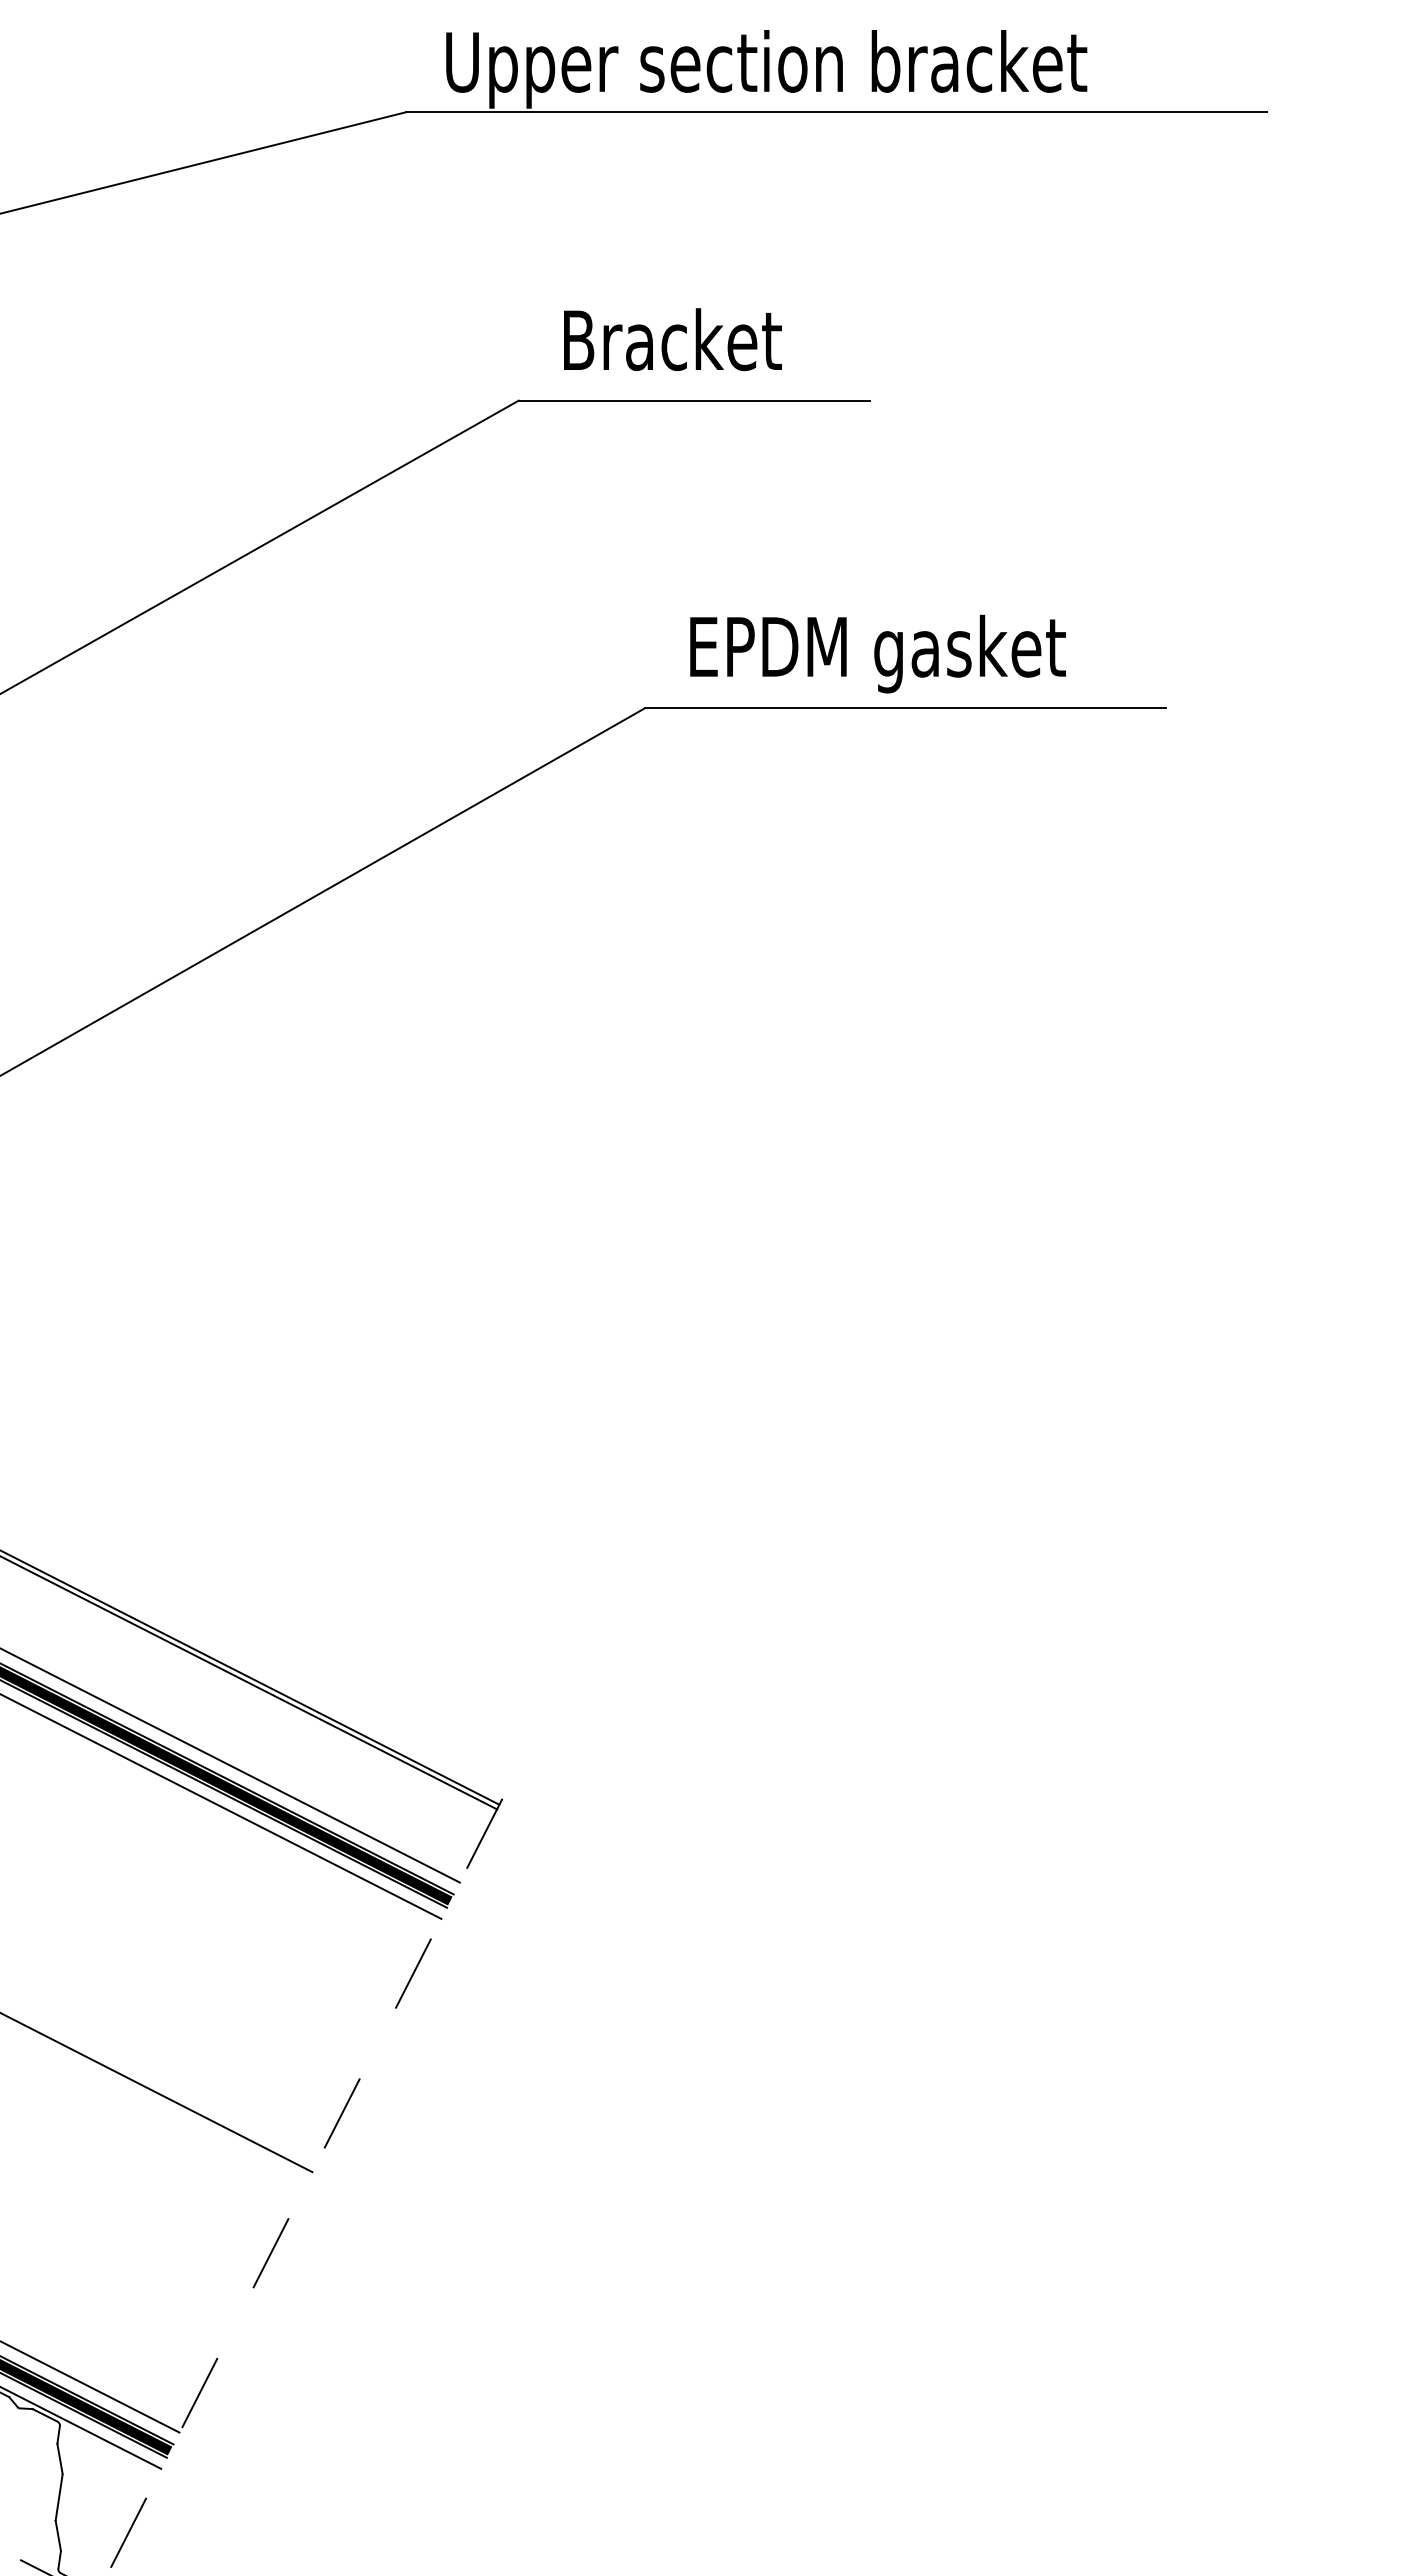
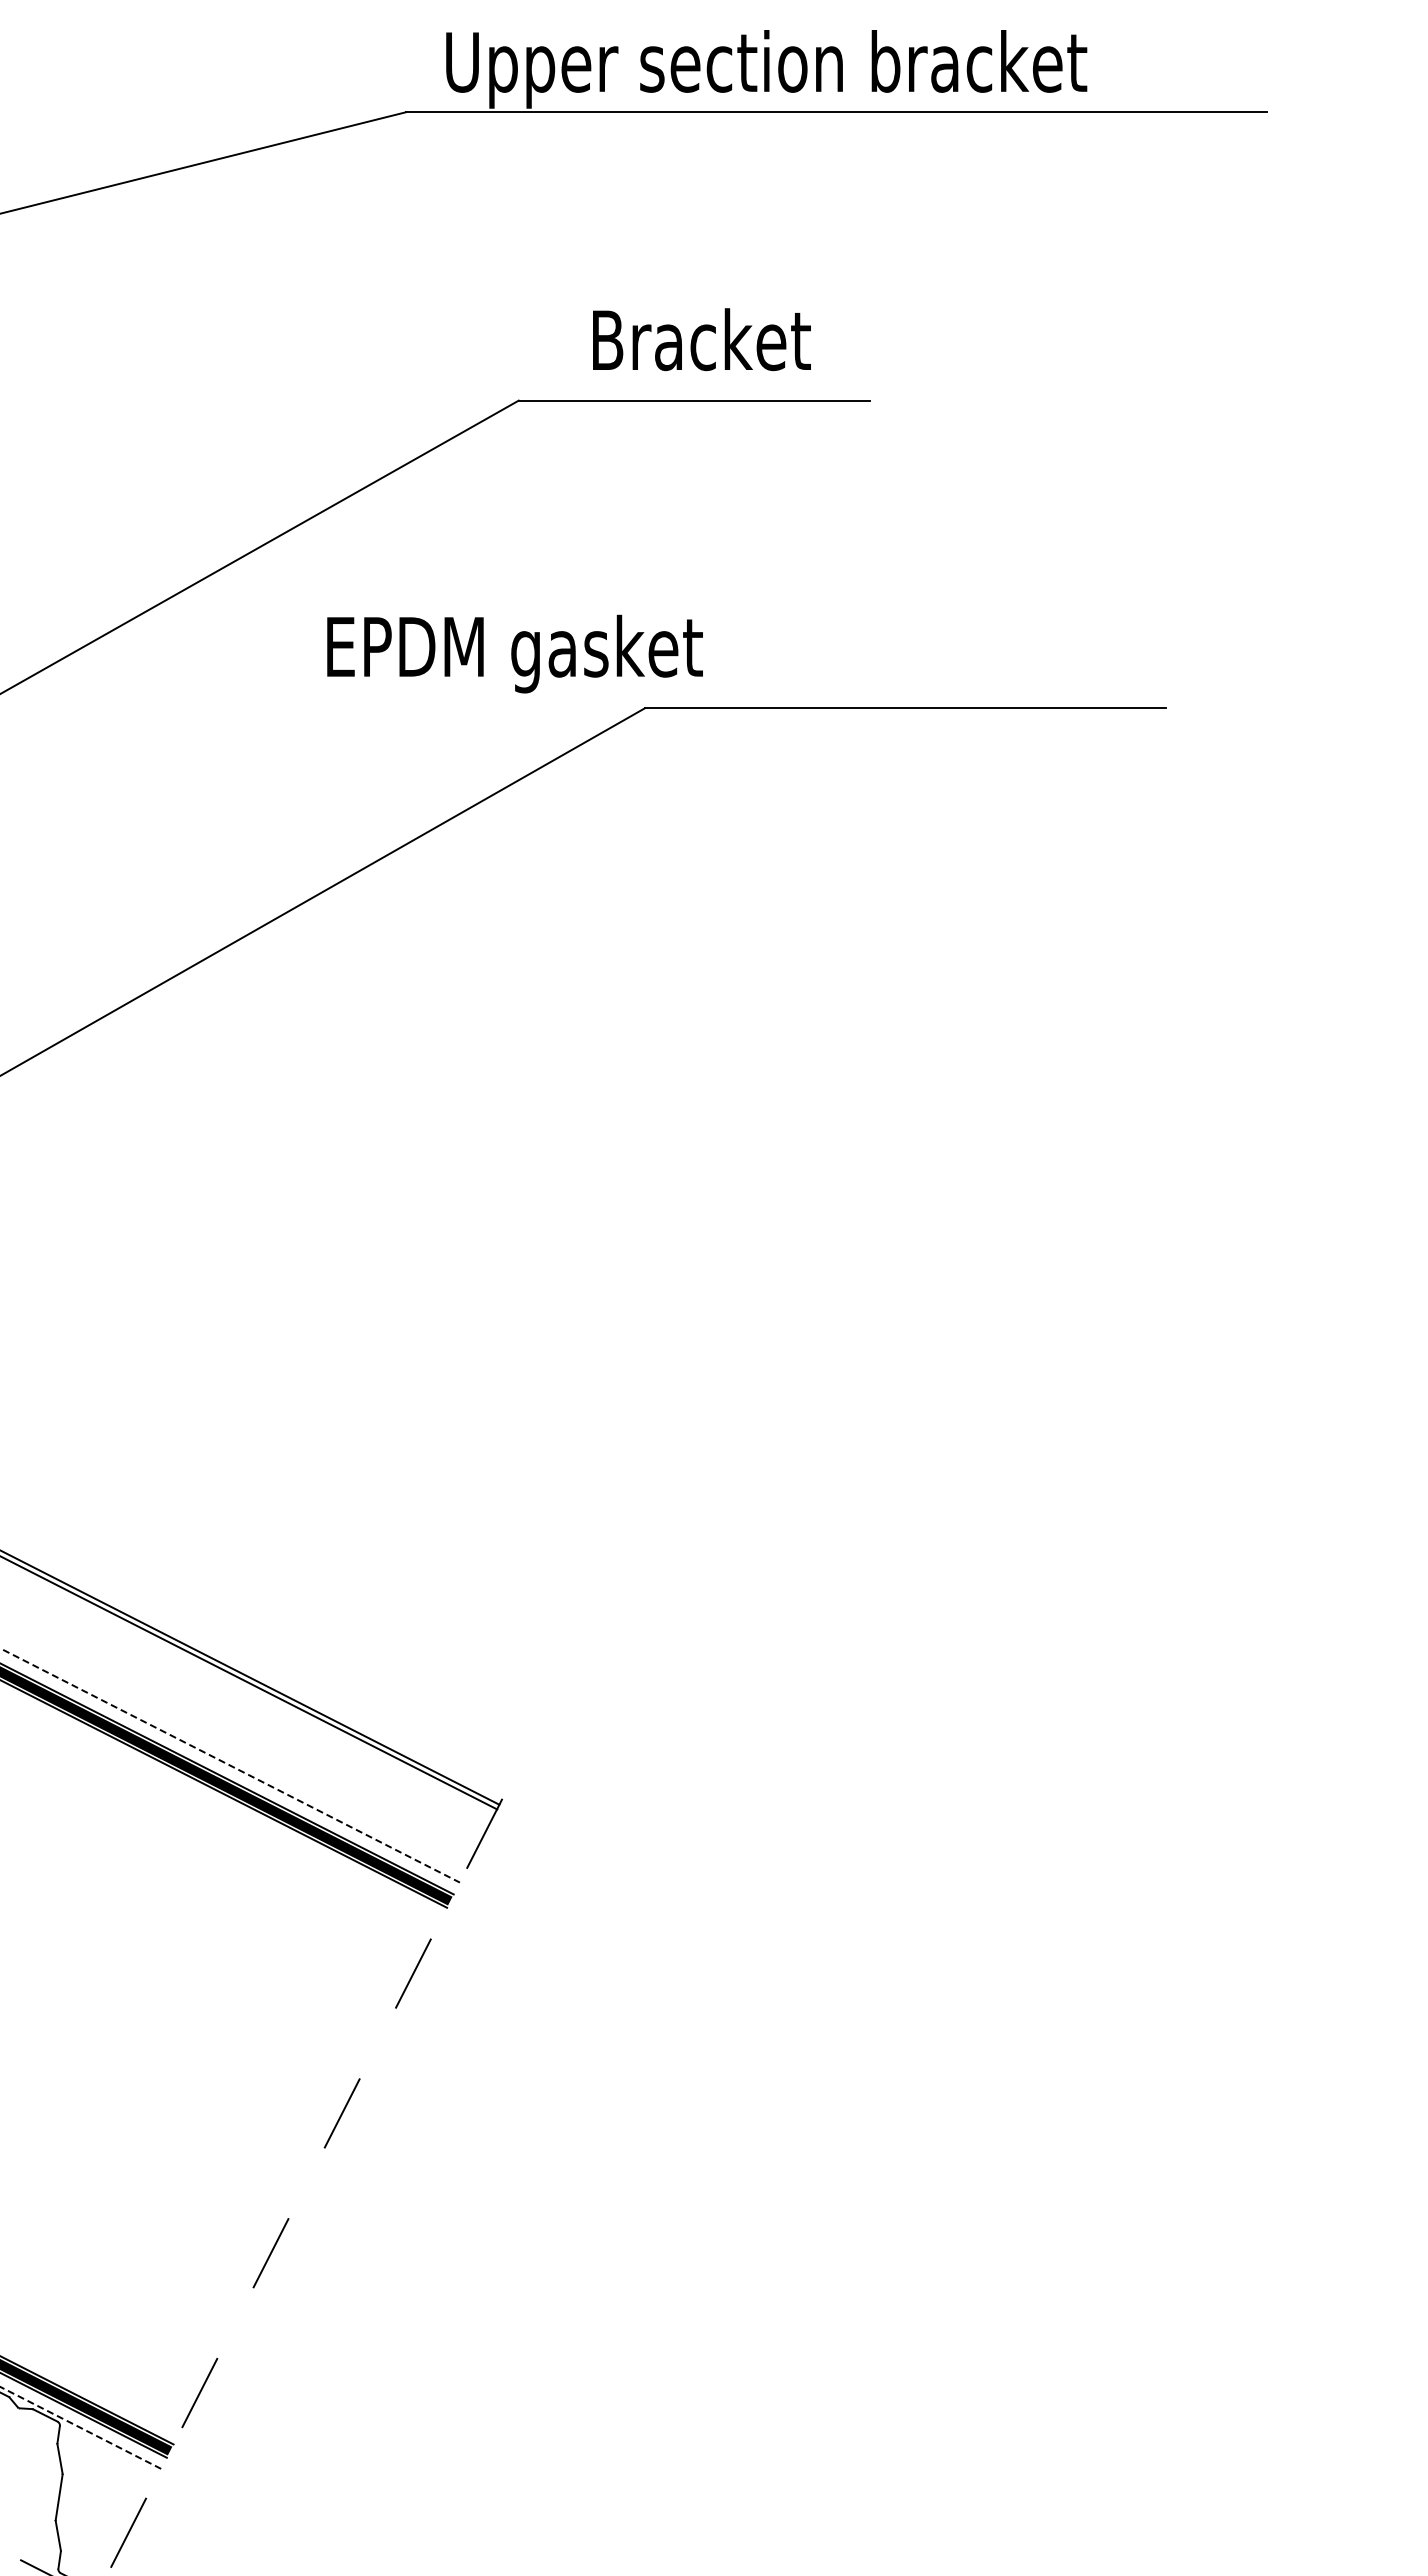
text position: (672, 339) -> (701, 339) (701, 339)
text position: (877, 653) -> (514, 653) (514, 653)
line: solid -> dashed (230, 1765)
line: present -> none (221, 1806)
line: present -> none (157, 2092)
line: present -> none (90, 2387)
line: solid -> dashed (81, 2428)
